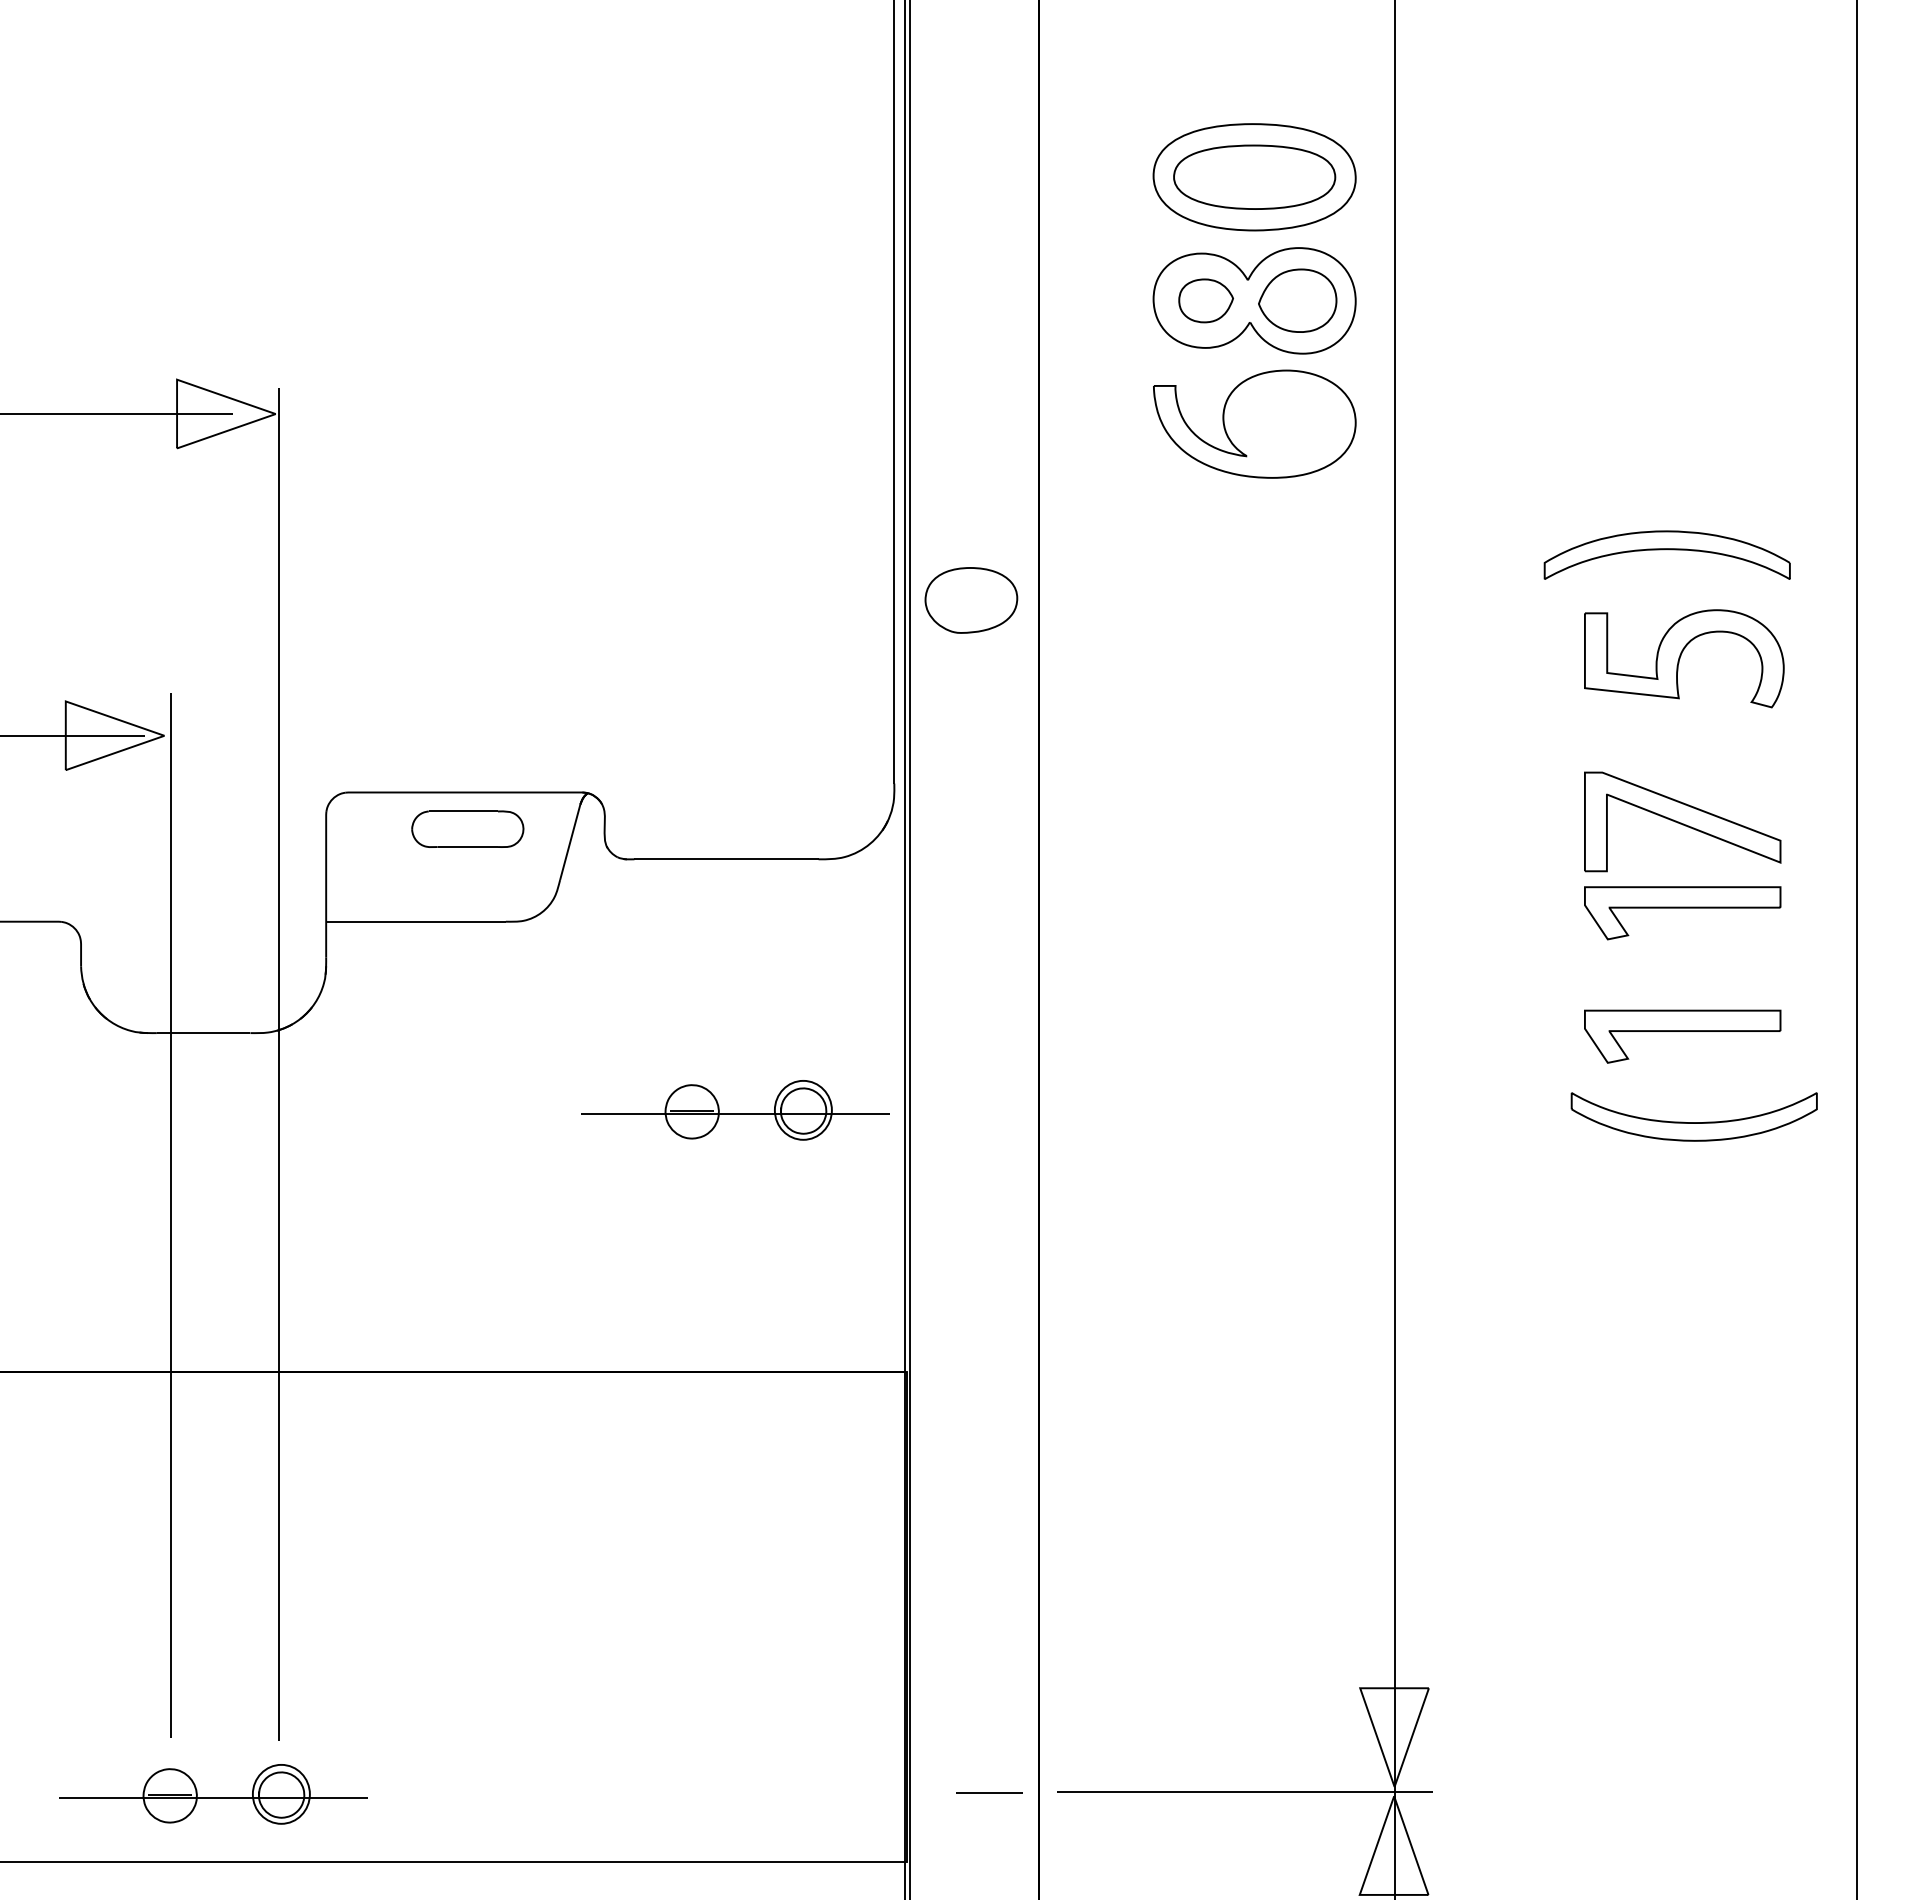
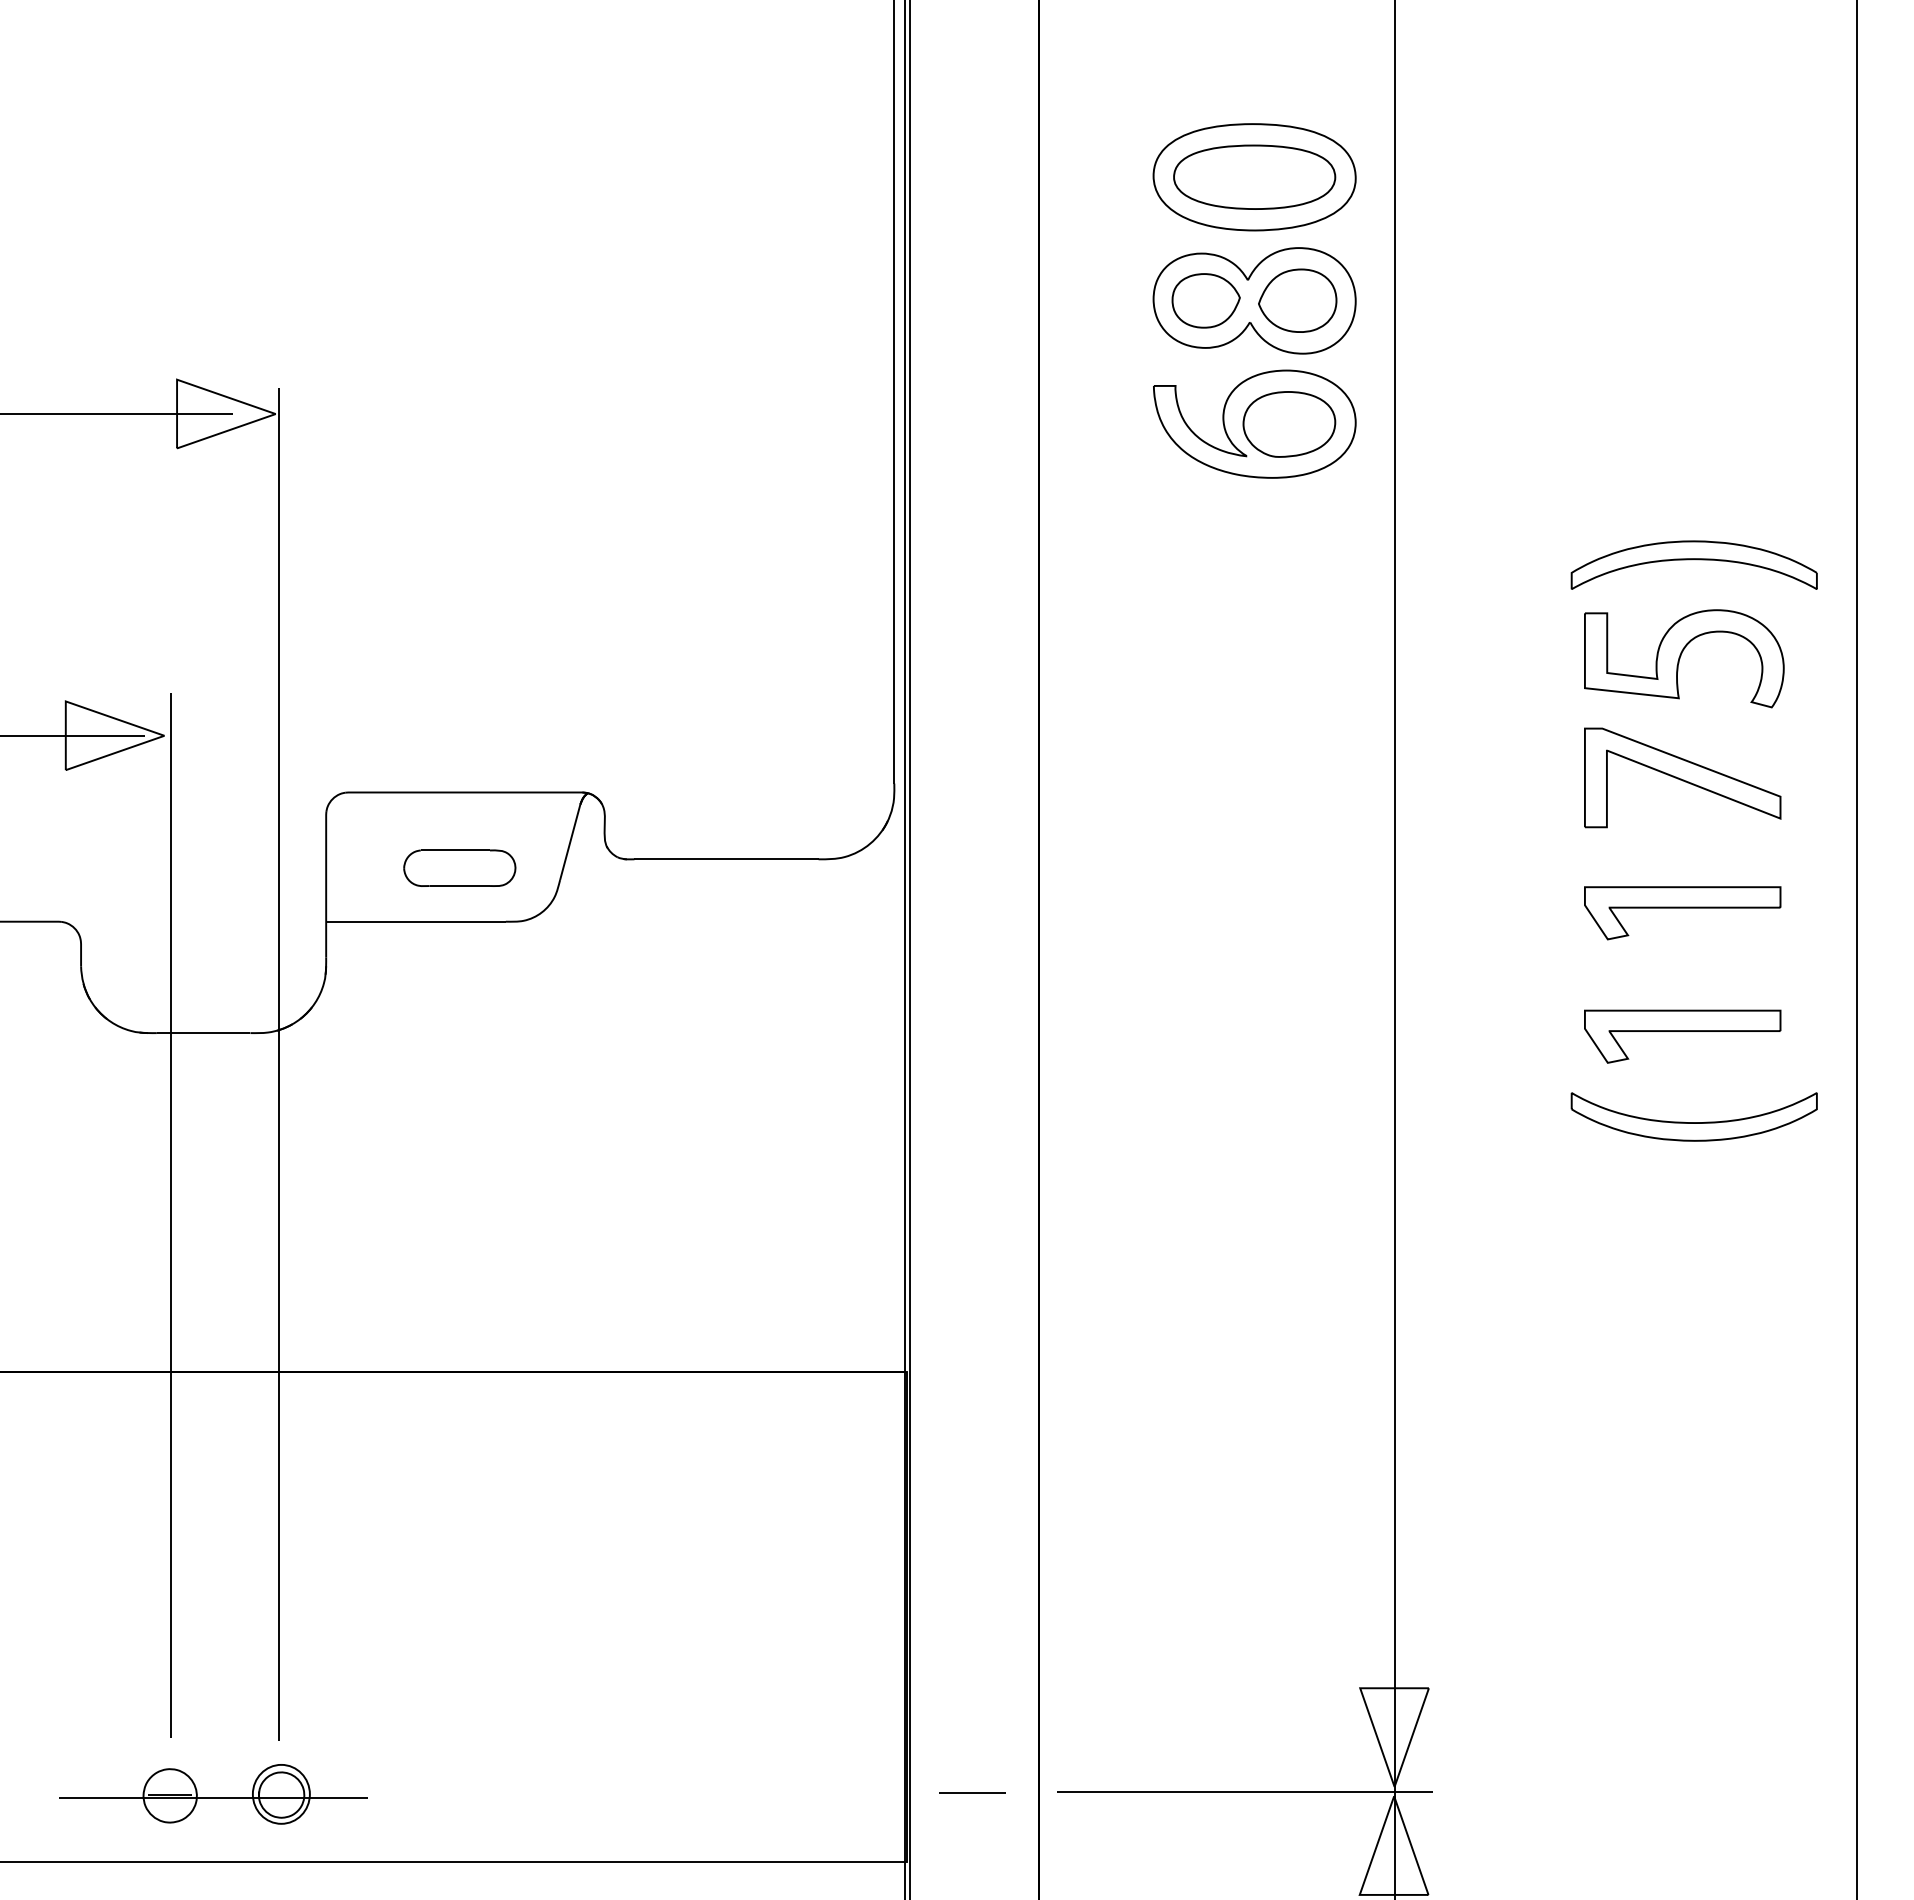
part size: 56x46 px -> 70x56 px (1205, 300)
part position: (1666, 554) -> (1693, 564) (1693, 564)
part position: (971, 600) -> (1289, 424) (1289, 424)
part position: (1682, 821) -> (1682, 777) (1682, 777)
part position: (467, 828) -> (459, 867) (459, 867)
part: present -> none (735, 1110)
line position: (989, 1792) -> (972, 1792) (972, 1792)
